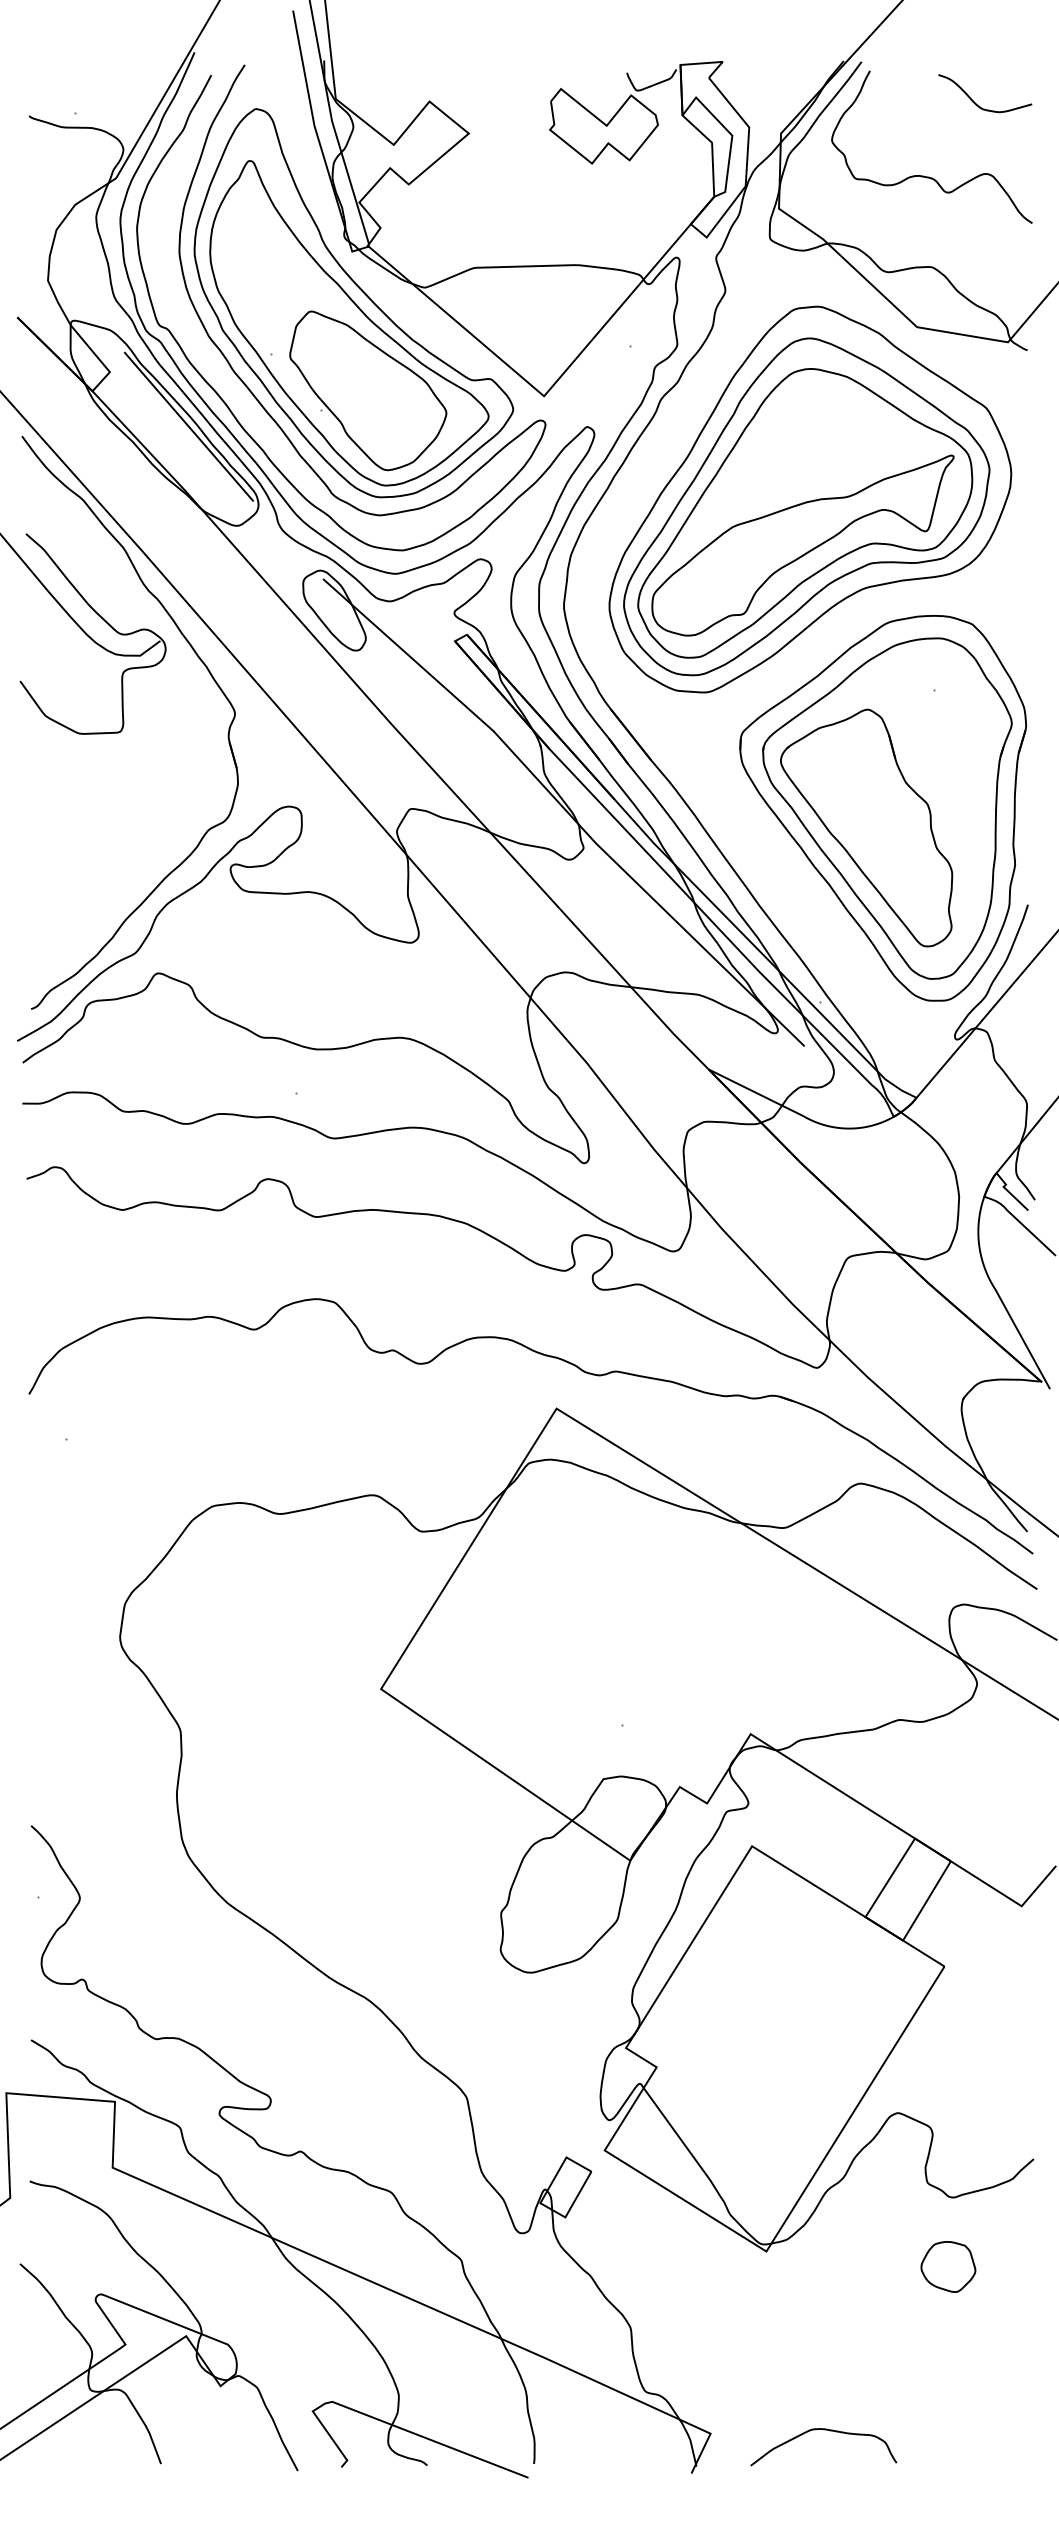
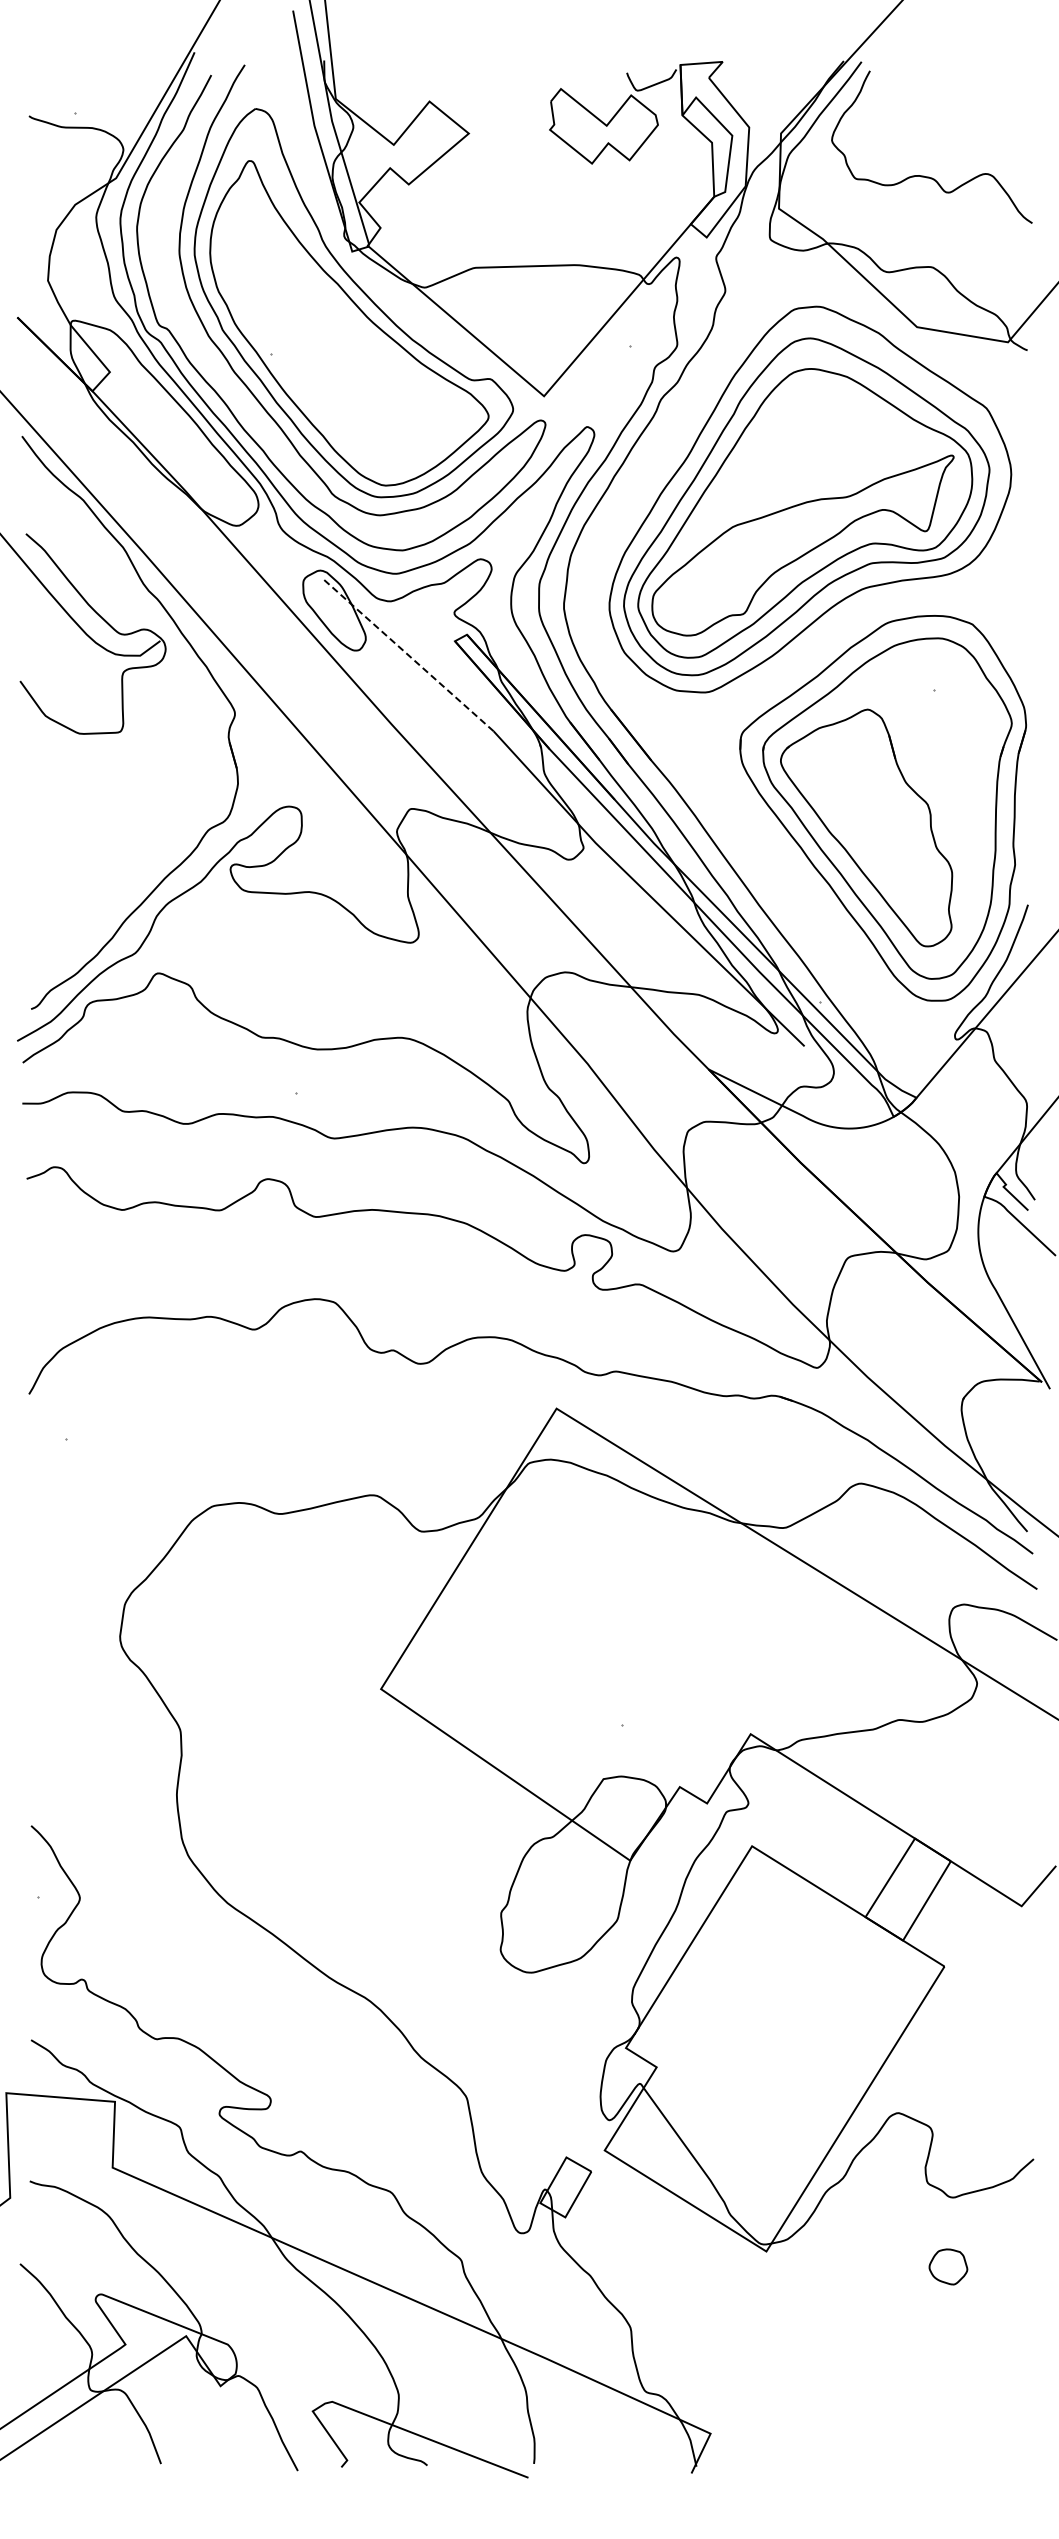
curve: present -> none (975, 102)
part: present -> none (368, 390)
line: present -> none (188, 426)
line: solid -> dashed (408, 655)
part size: 57x52 px -> 41x38 px (948, 2266)
curve: present -> none (823, 2430)
